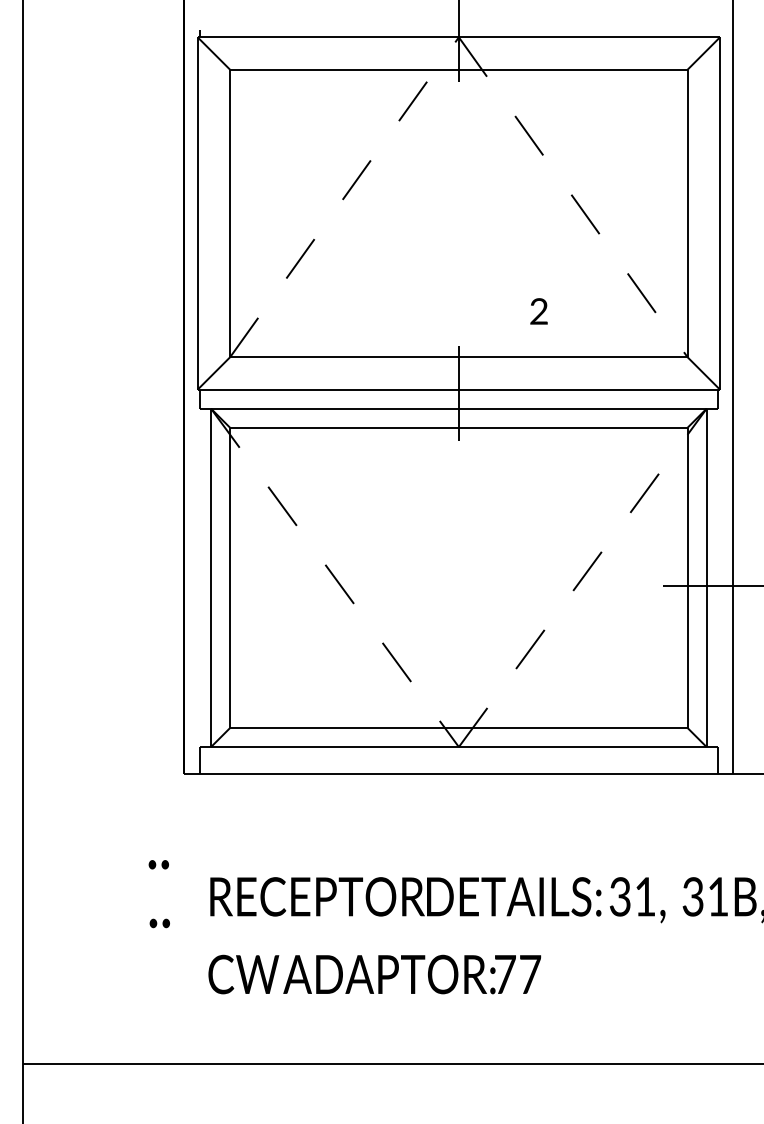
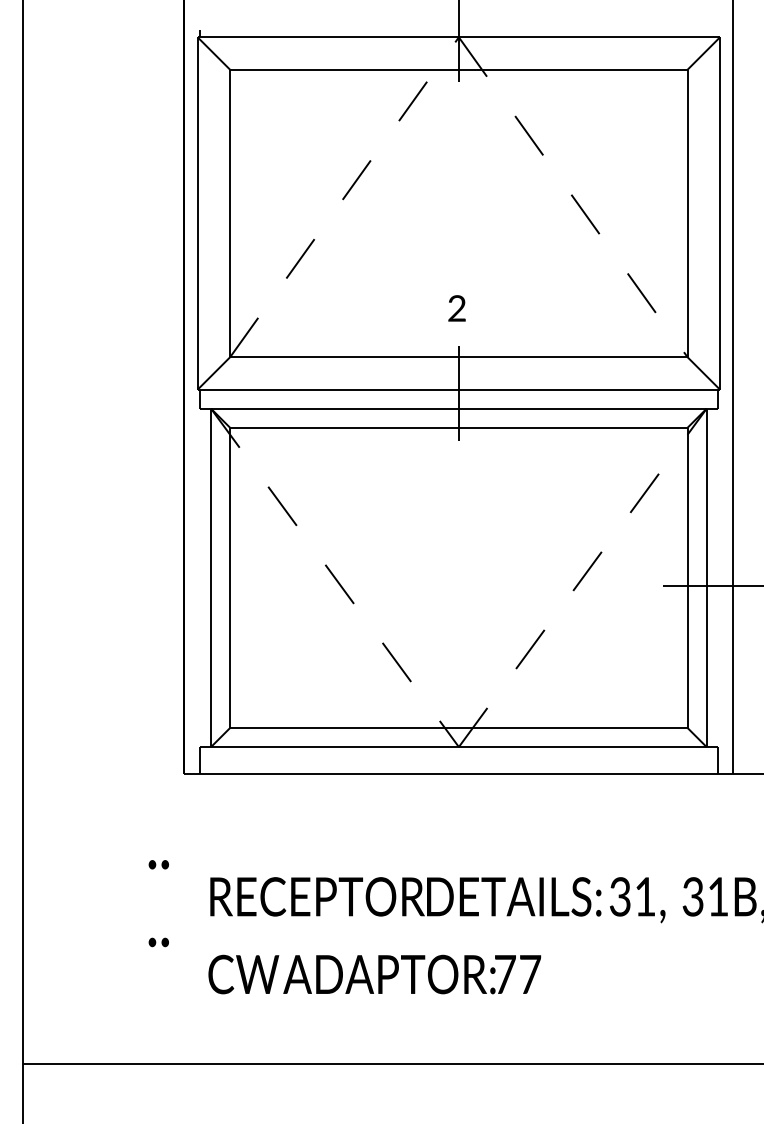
text position: (538, 311) -> (456, 308) (456, 308)
text position: (159, 923) -> (158, 942) (158, 942)
